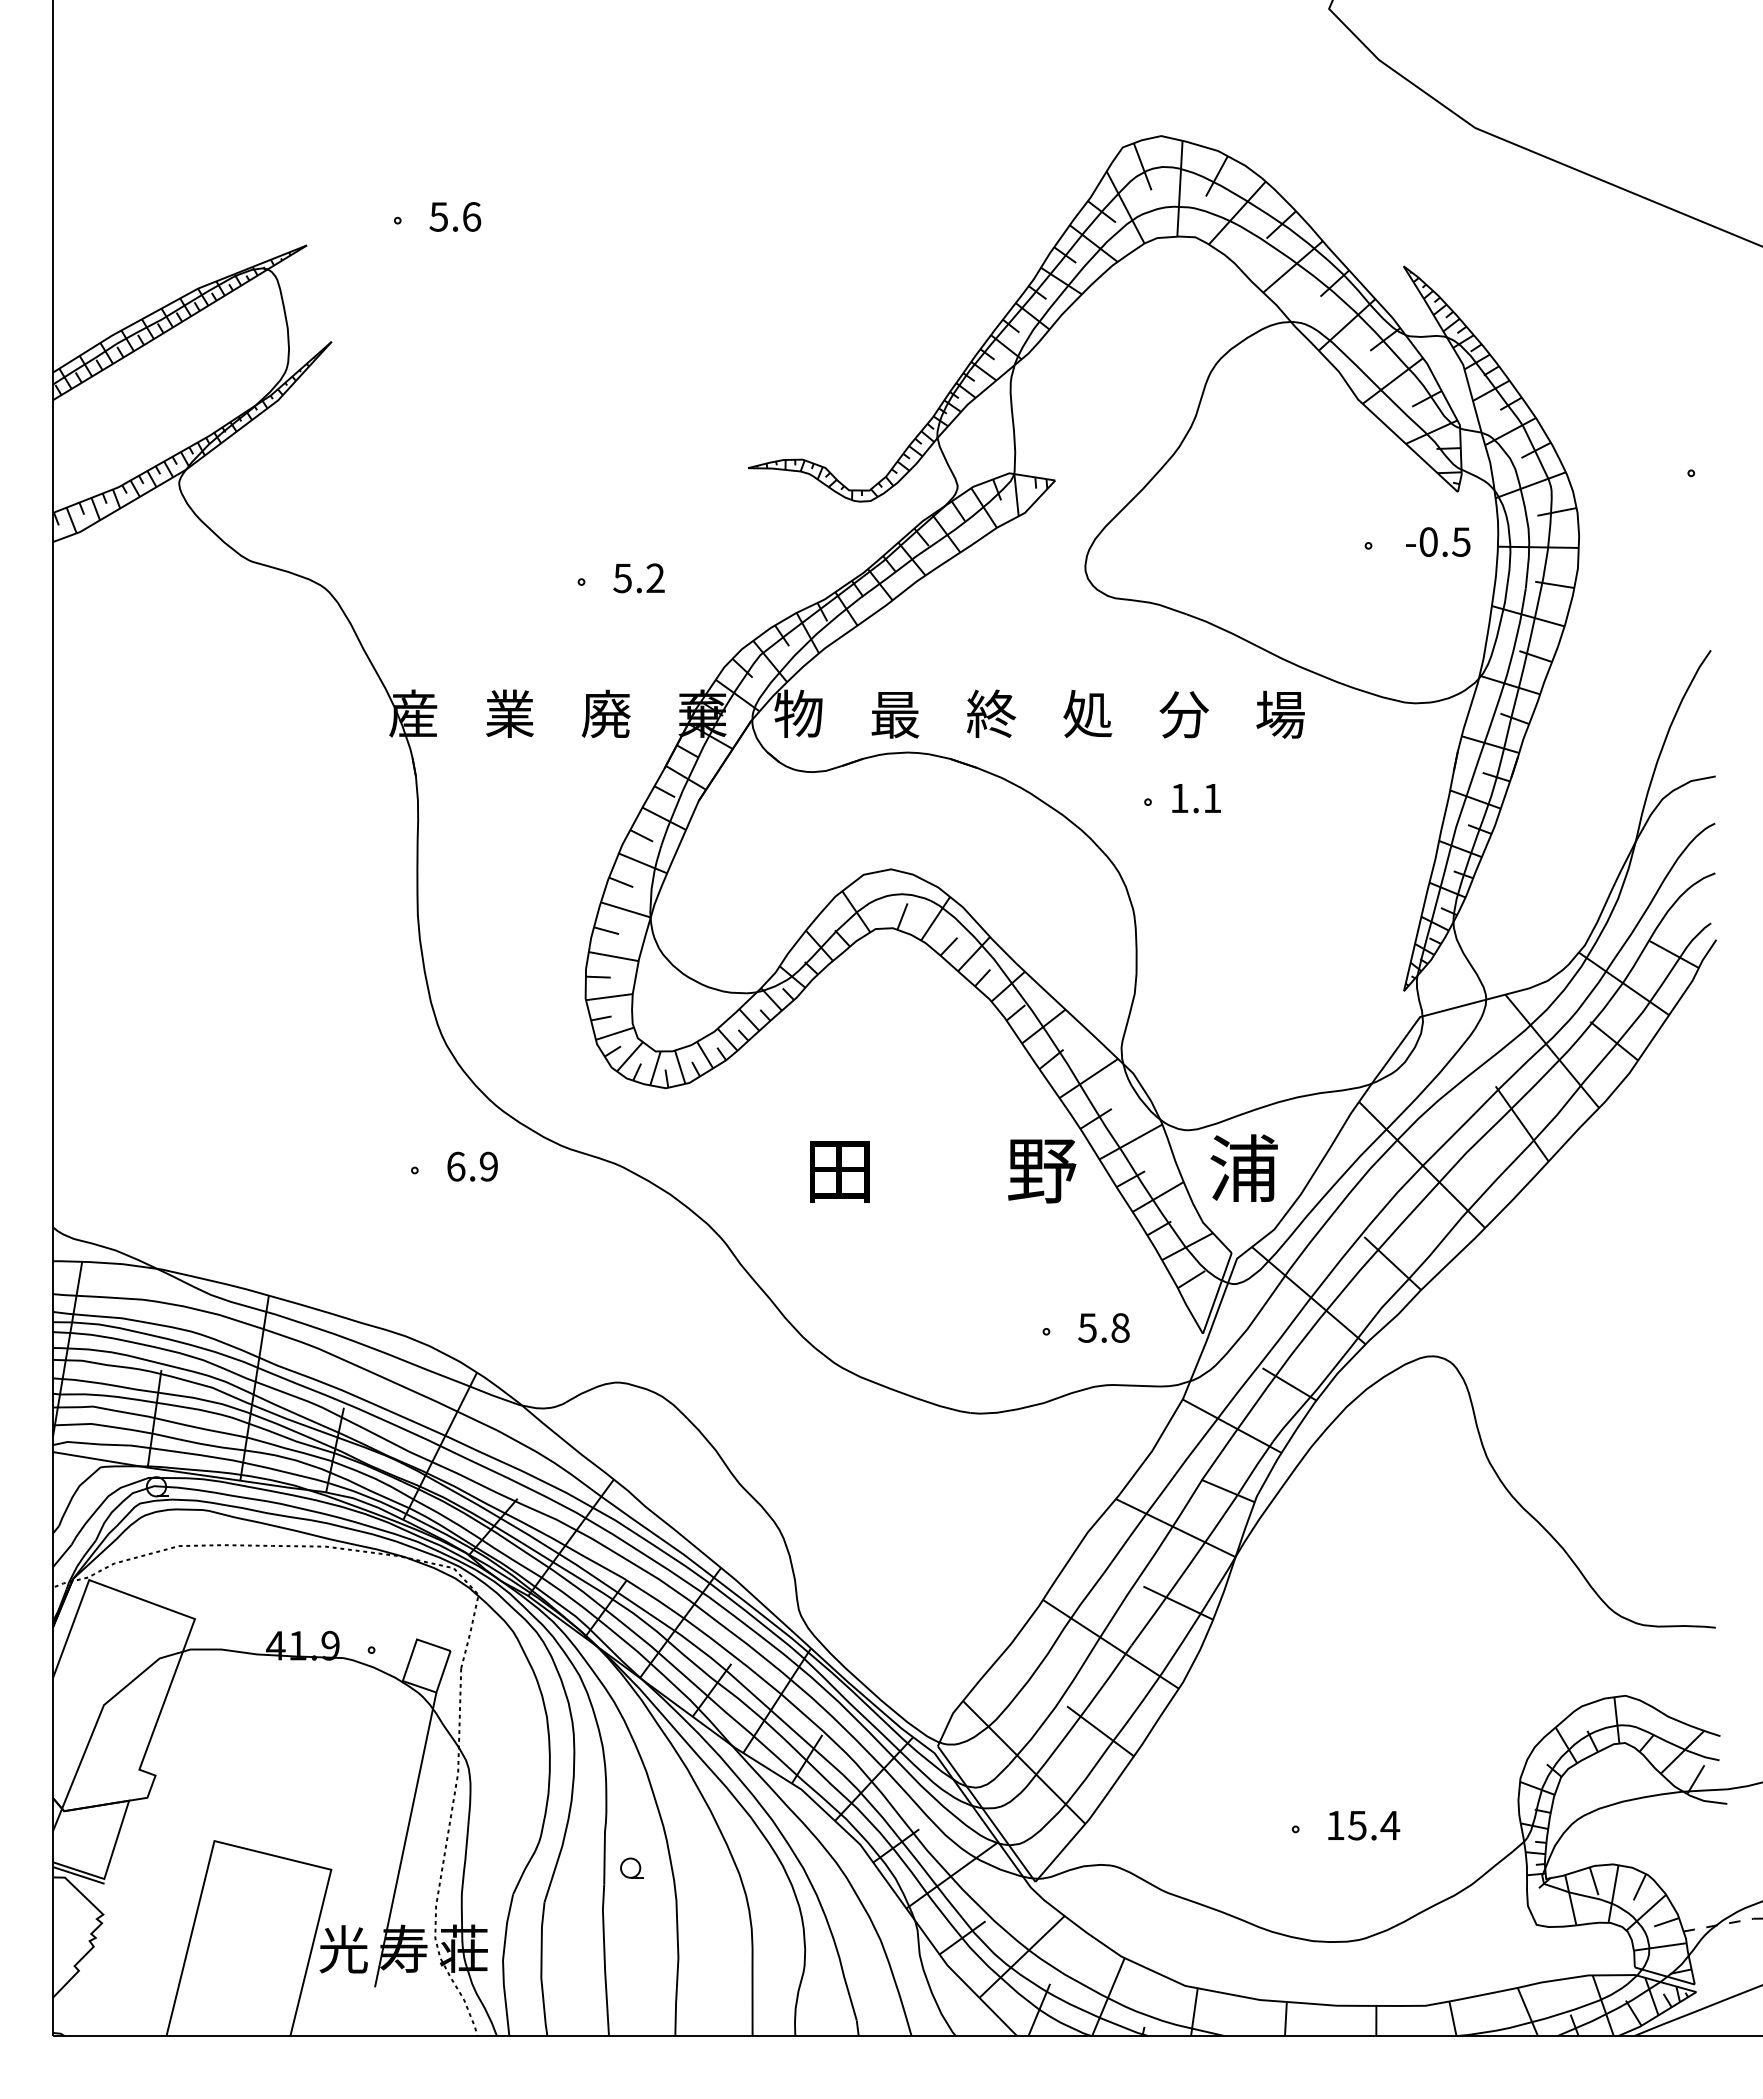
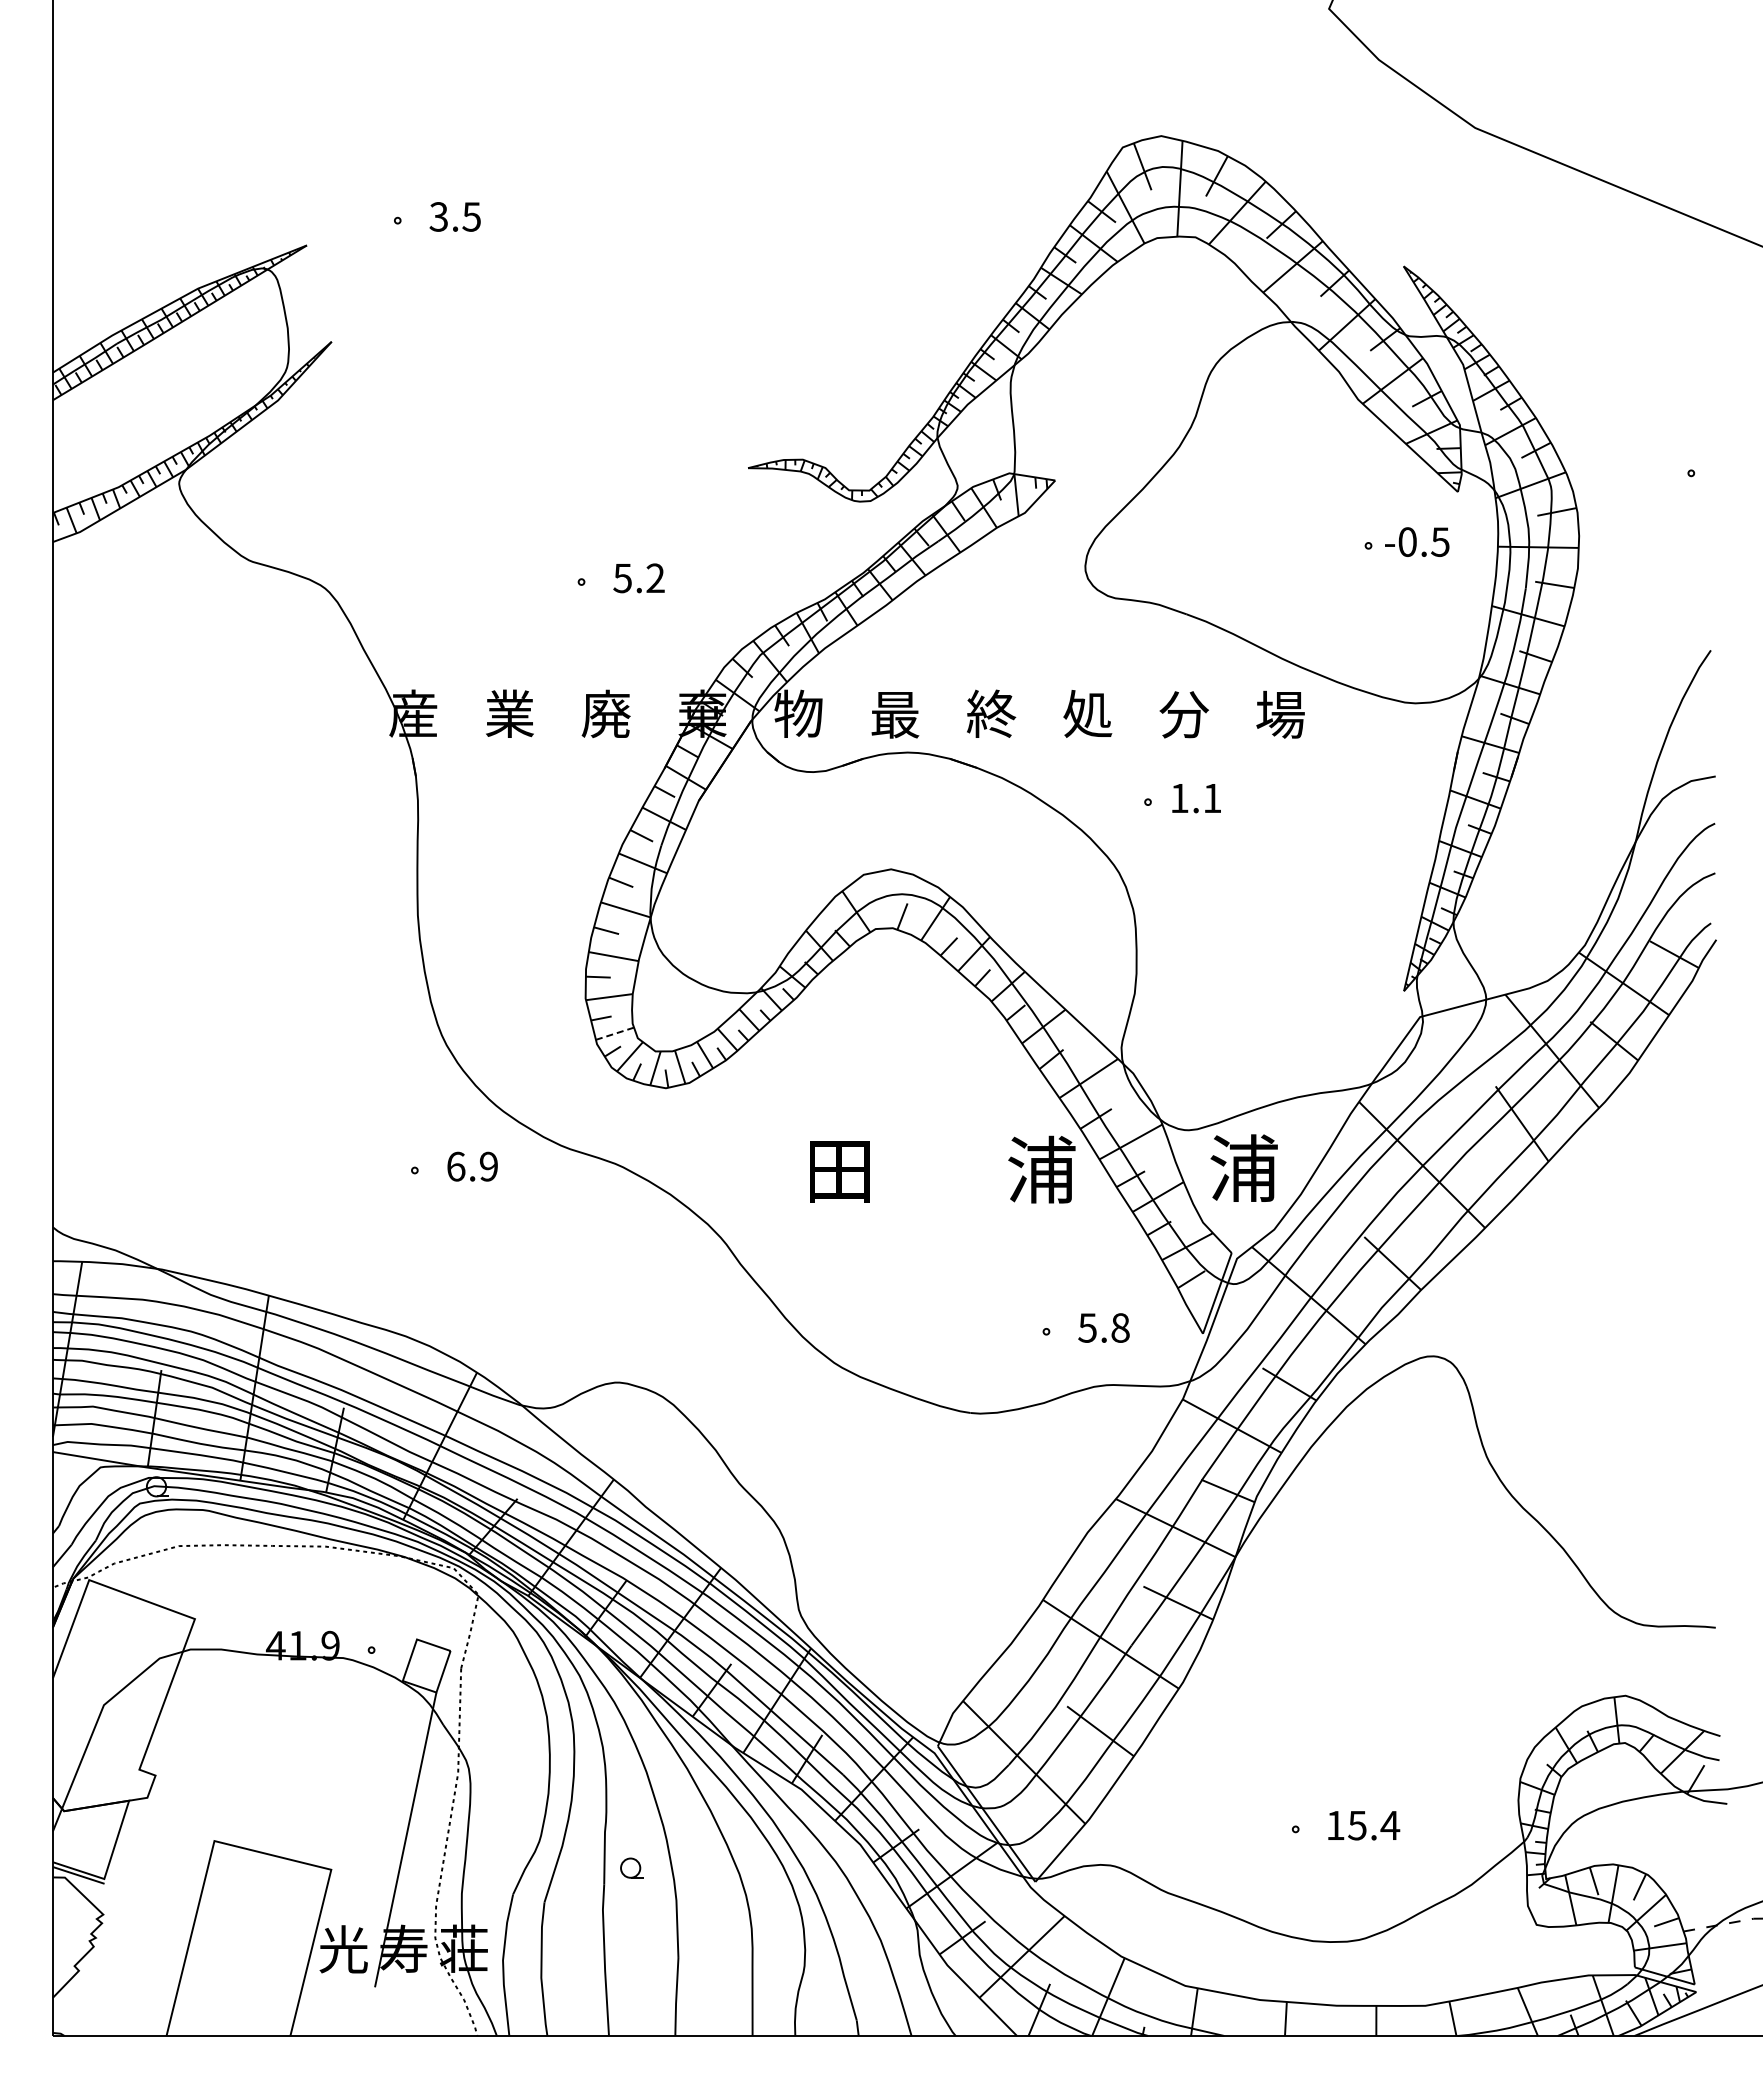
text: 5.6 -> 3.5 (455, 216)
text position: (1438, 541) -> (1417, 541) (1417, 541)
line: solid -> dashed (615, 1033)
text: 野 -> 浦 (1042, 1169)
